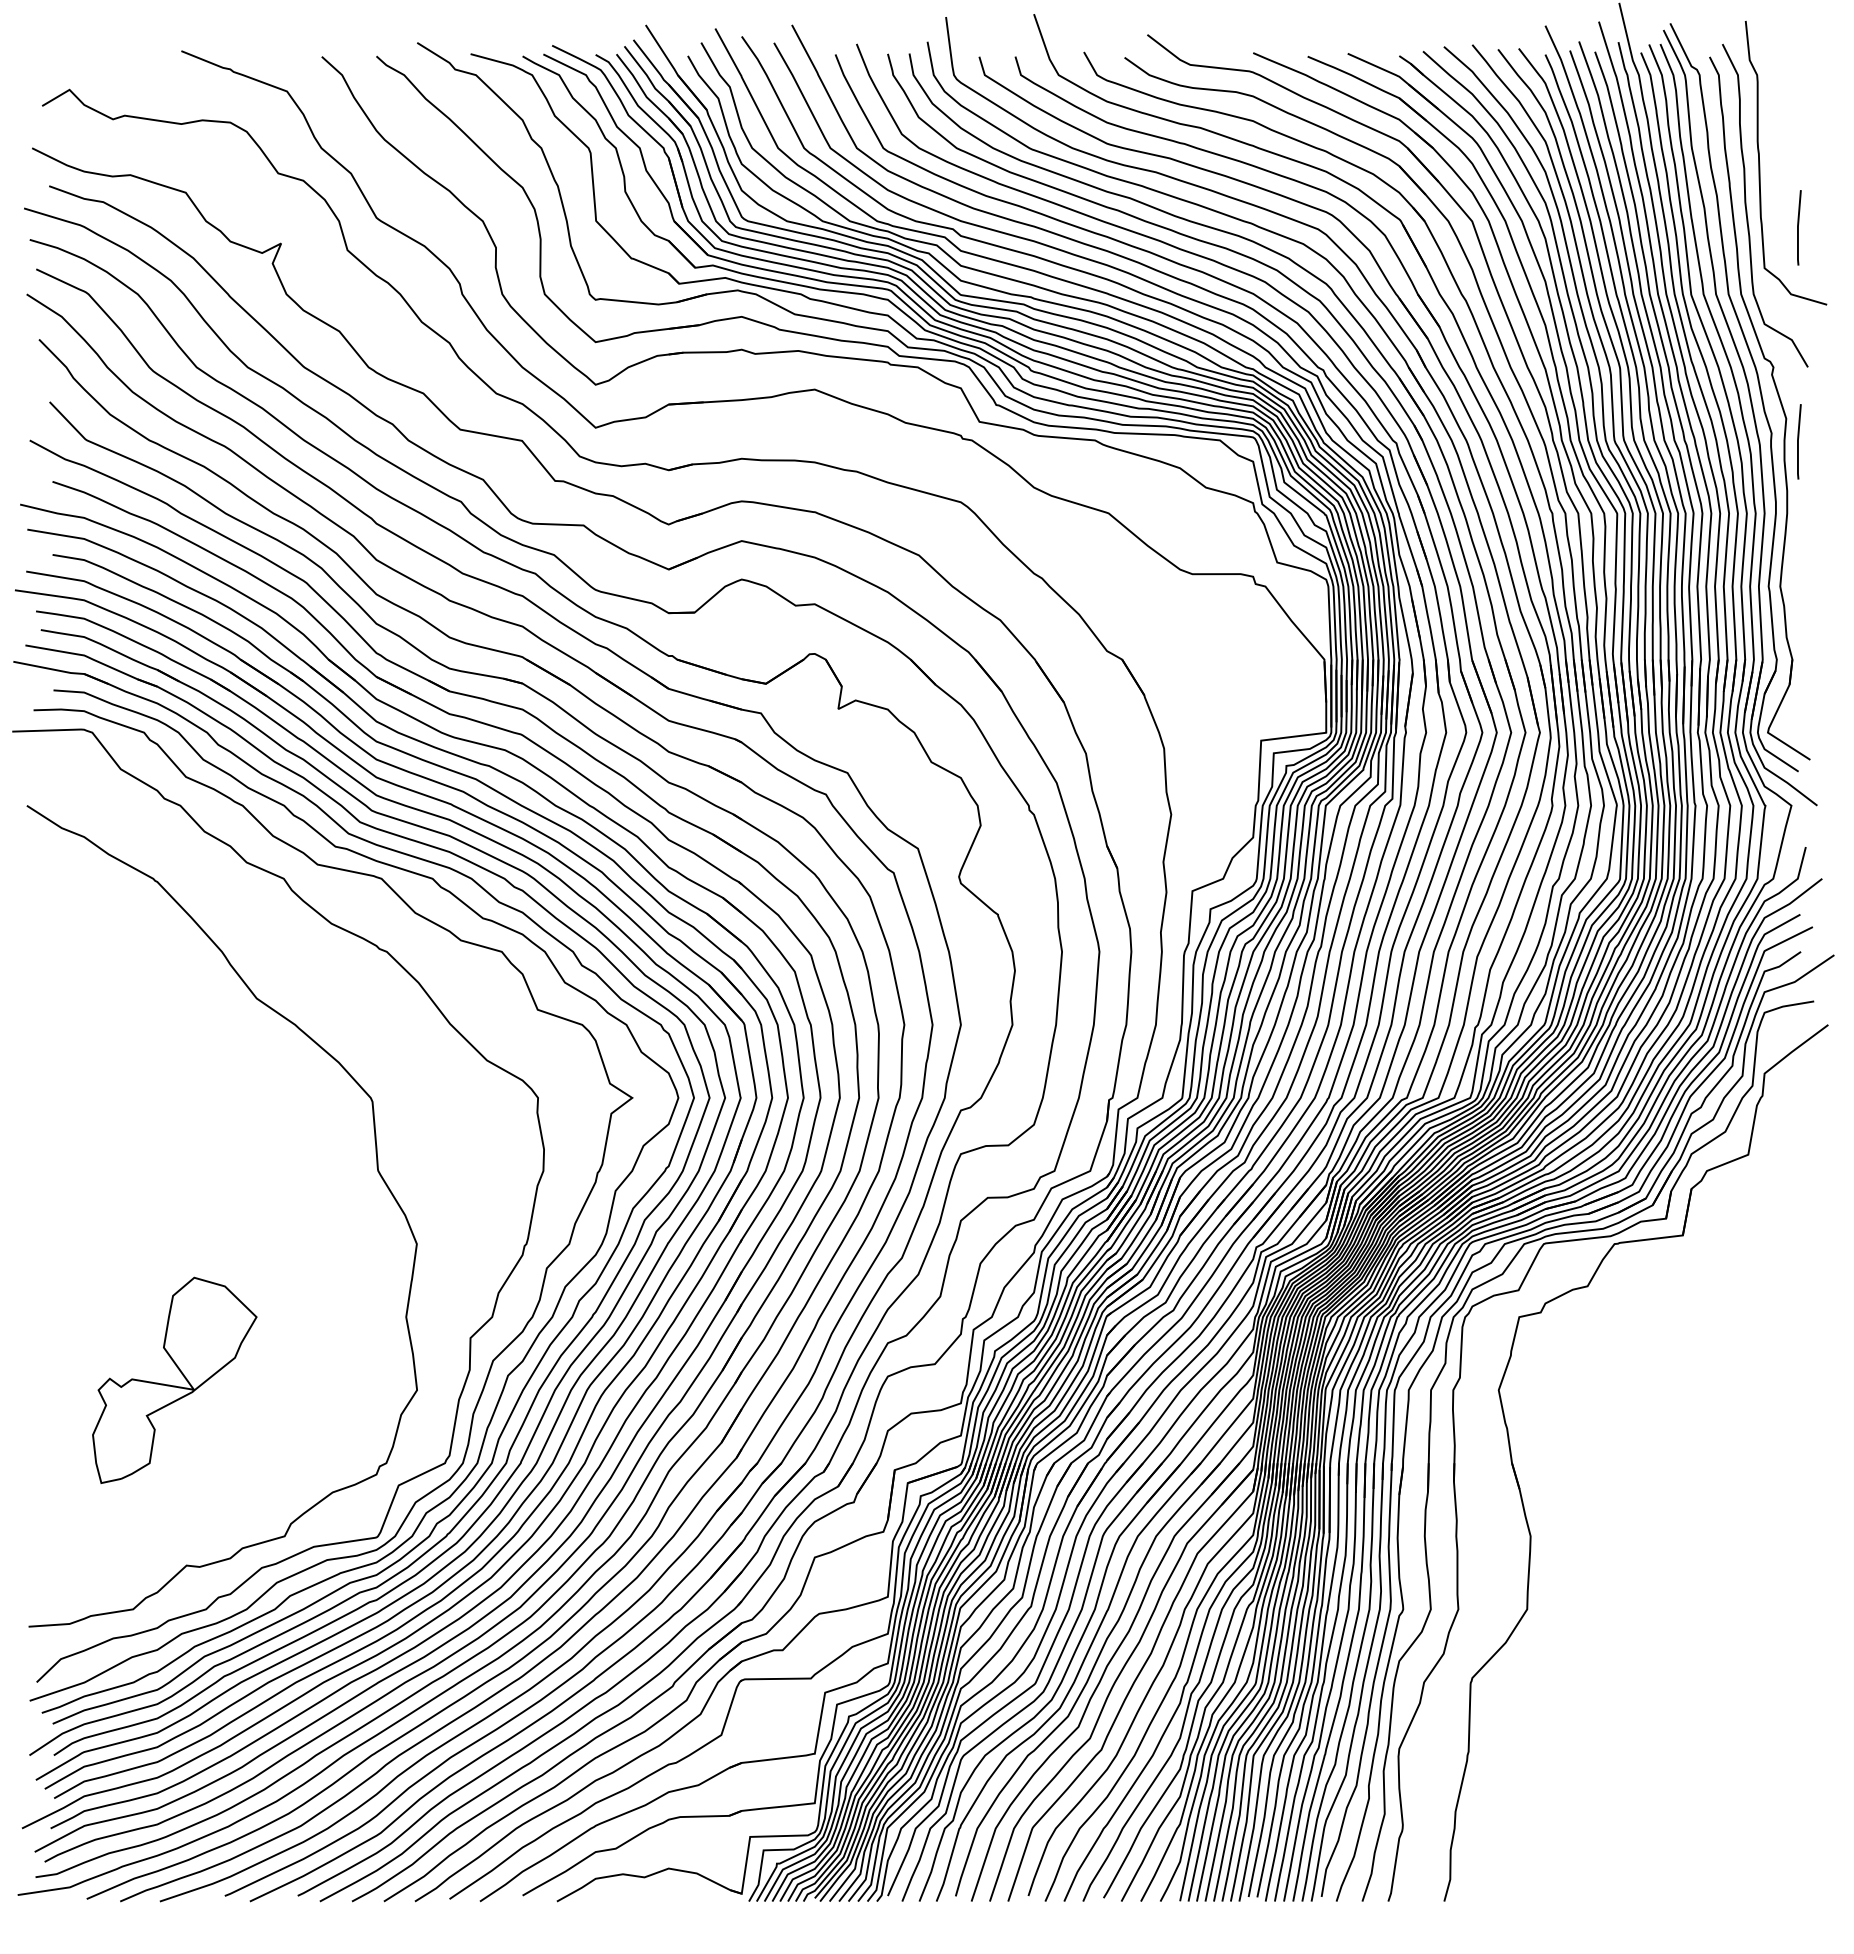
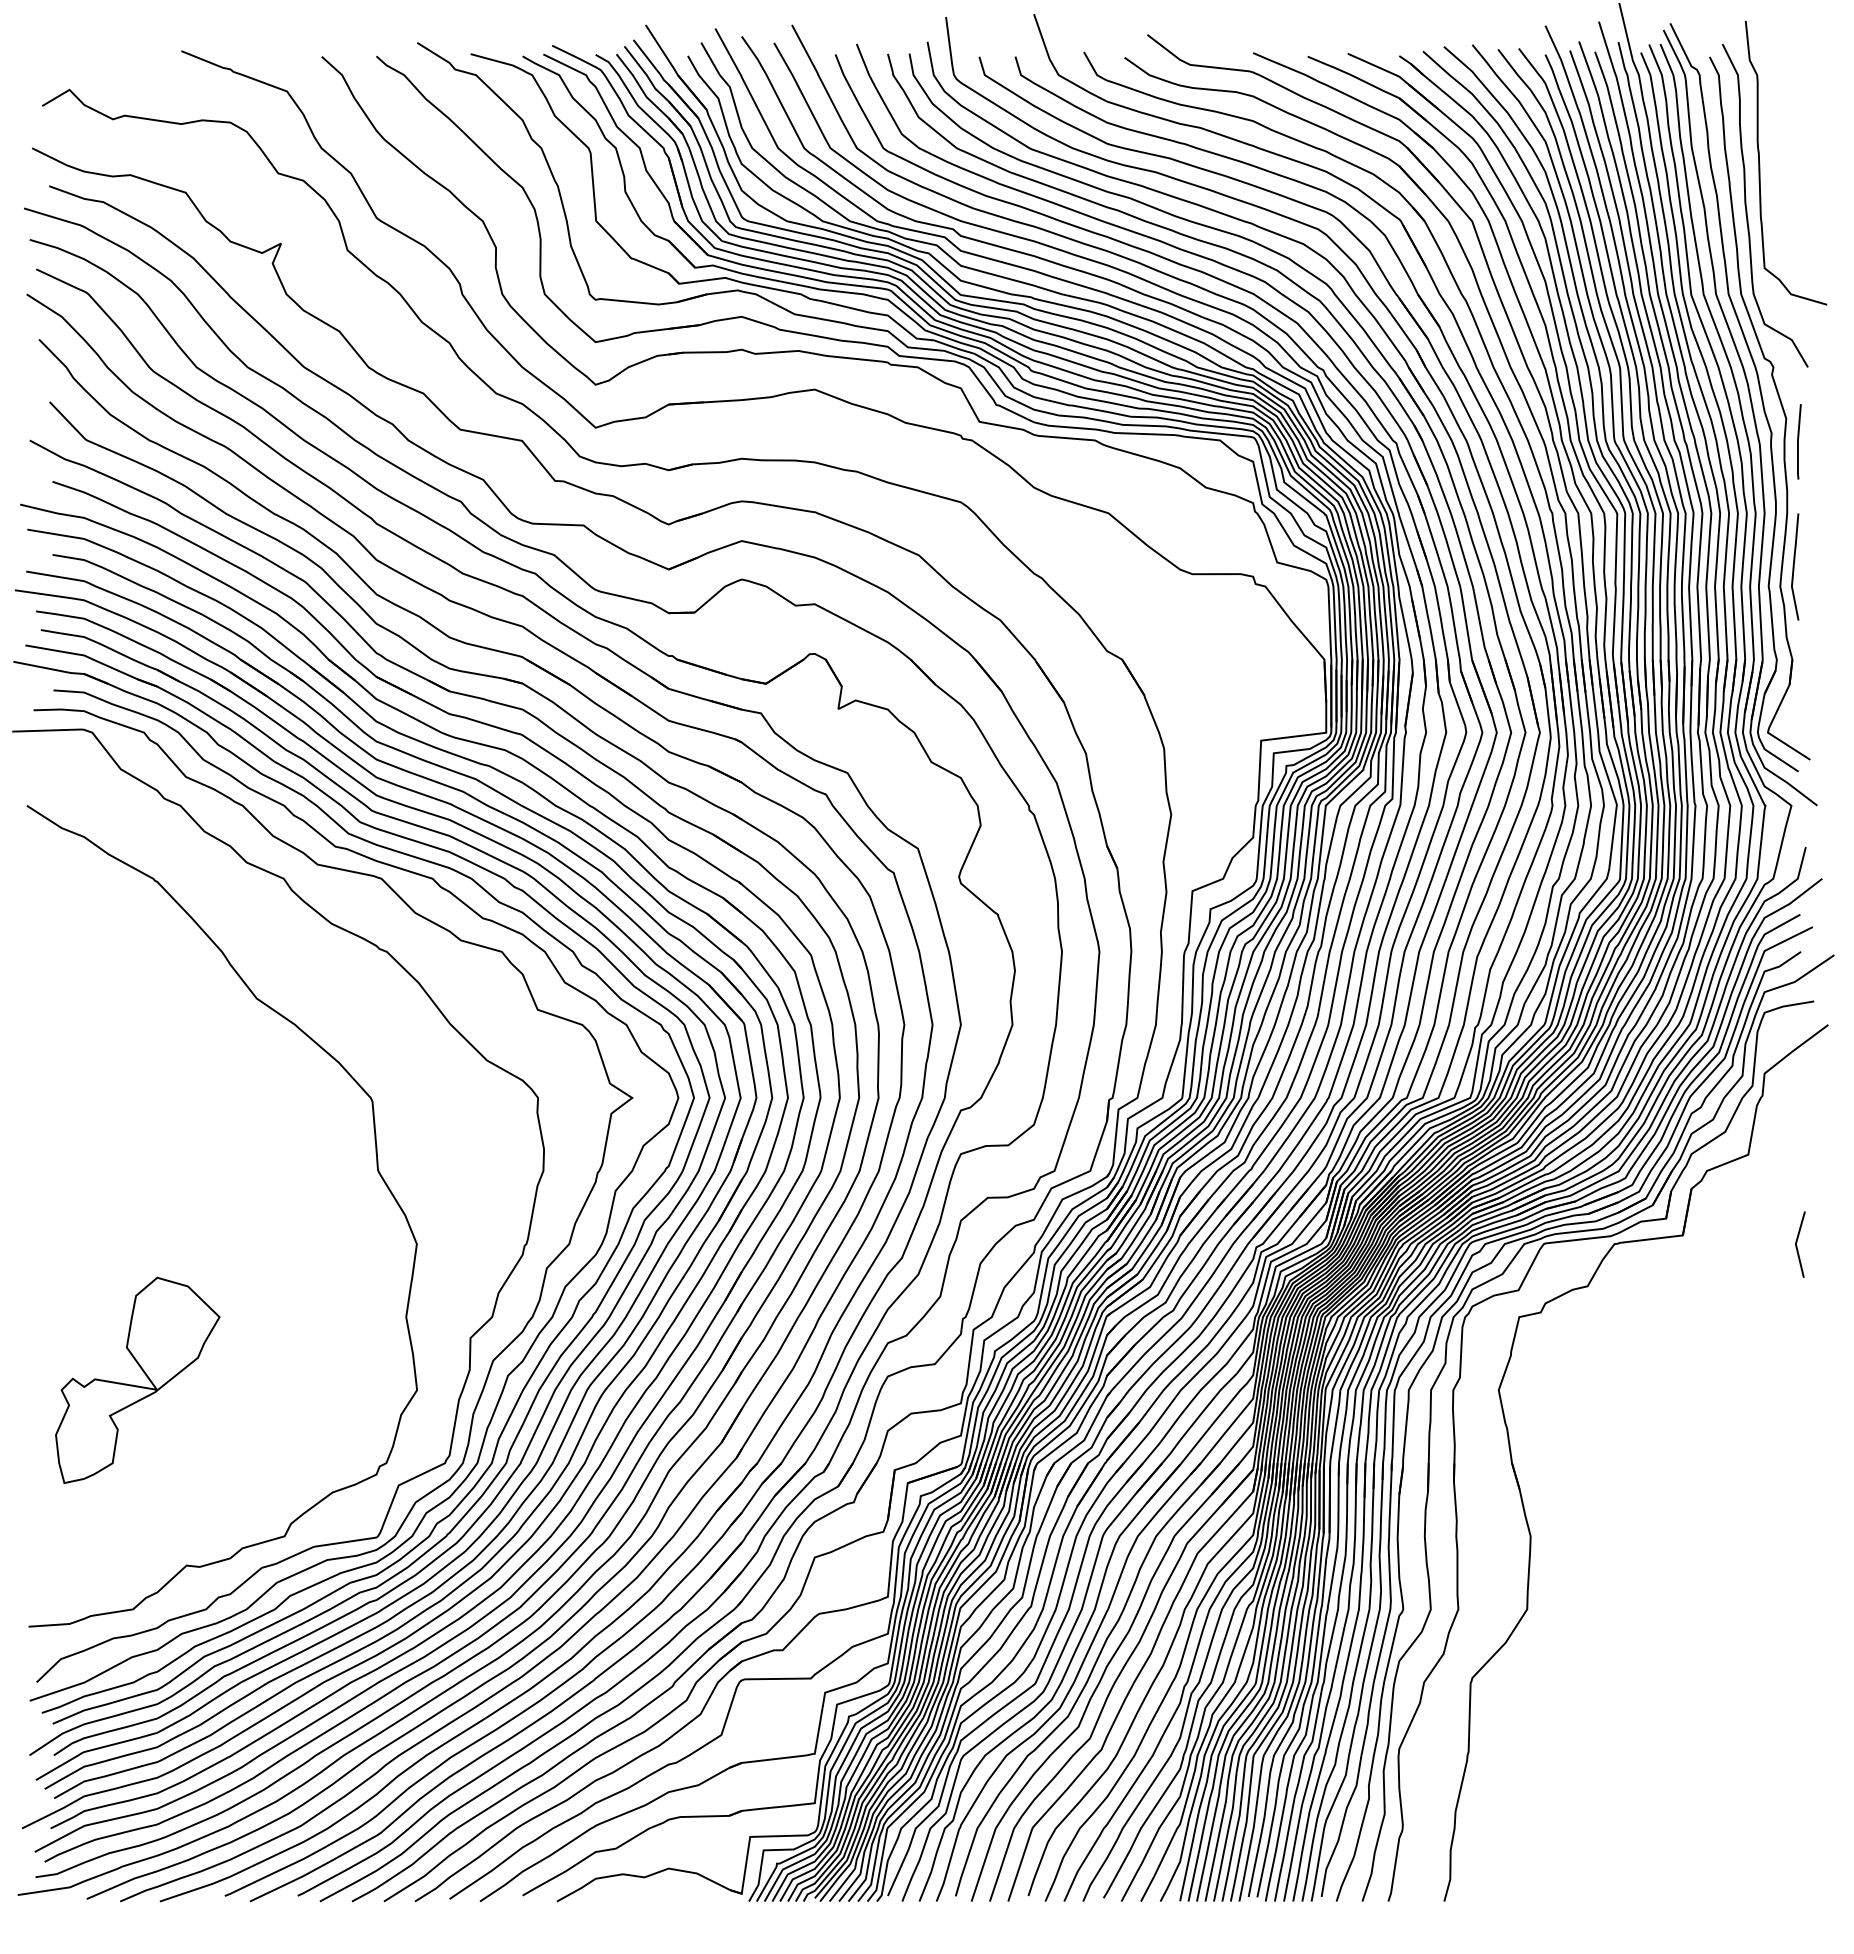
line: present -> none (1798, 227)
line: none -> present (1794, 566)
line: none -> present (1797, 1245)
part position: (174, 1379) -> (137, 1379) (137, 1379)
